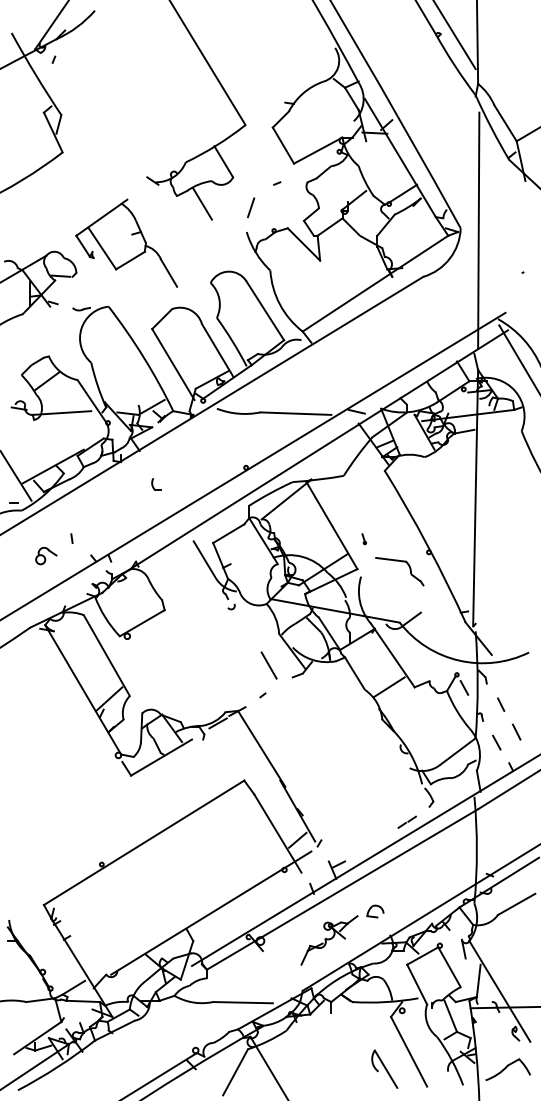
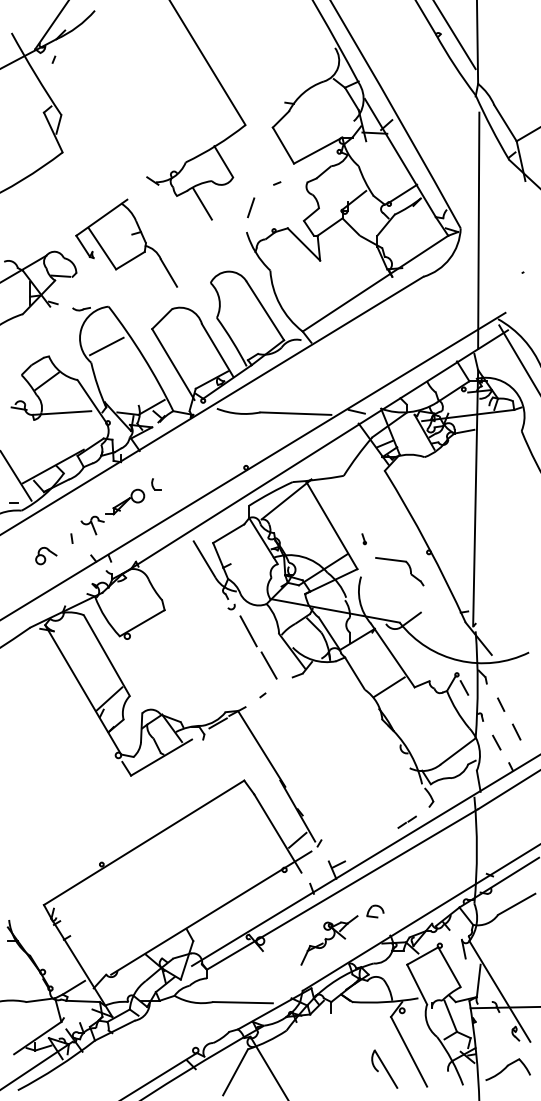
line: none -> present (106, 346)
part: none -> present (112, 511)
line: none -> present (248, 631)
